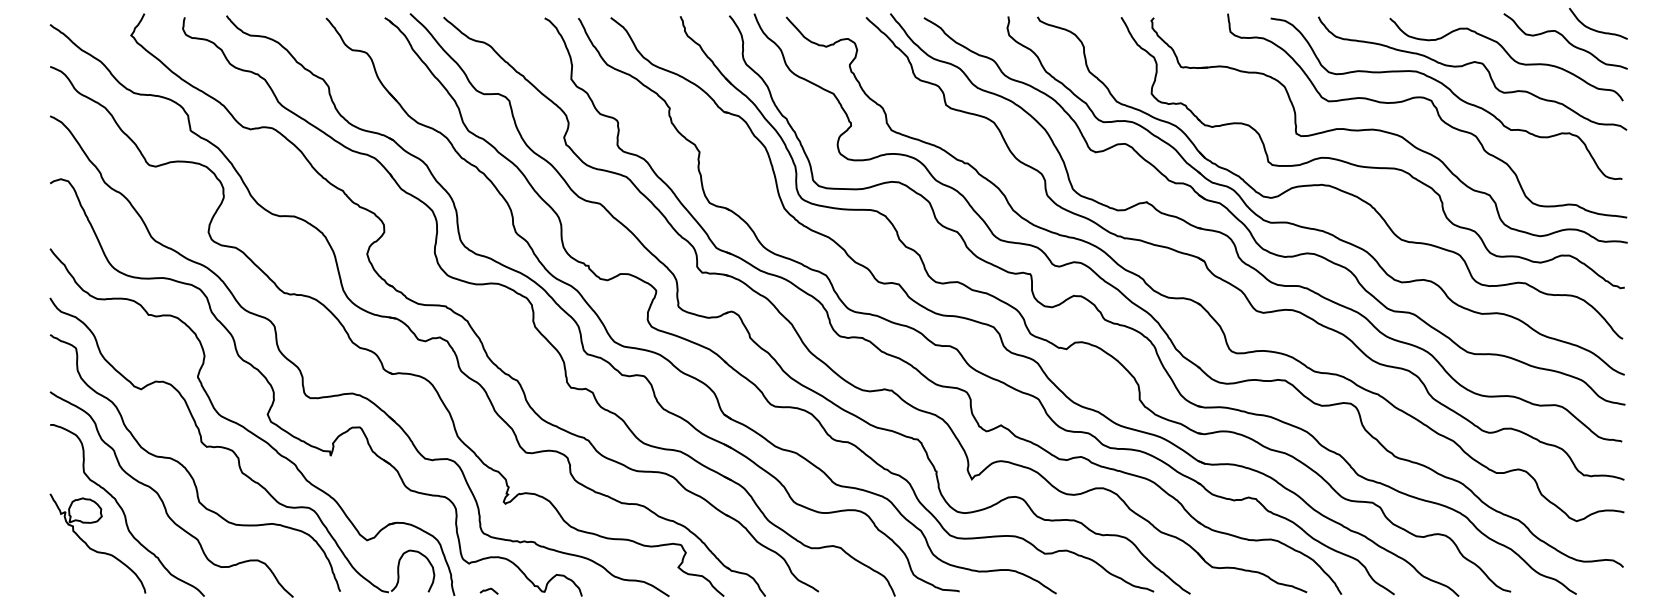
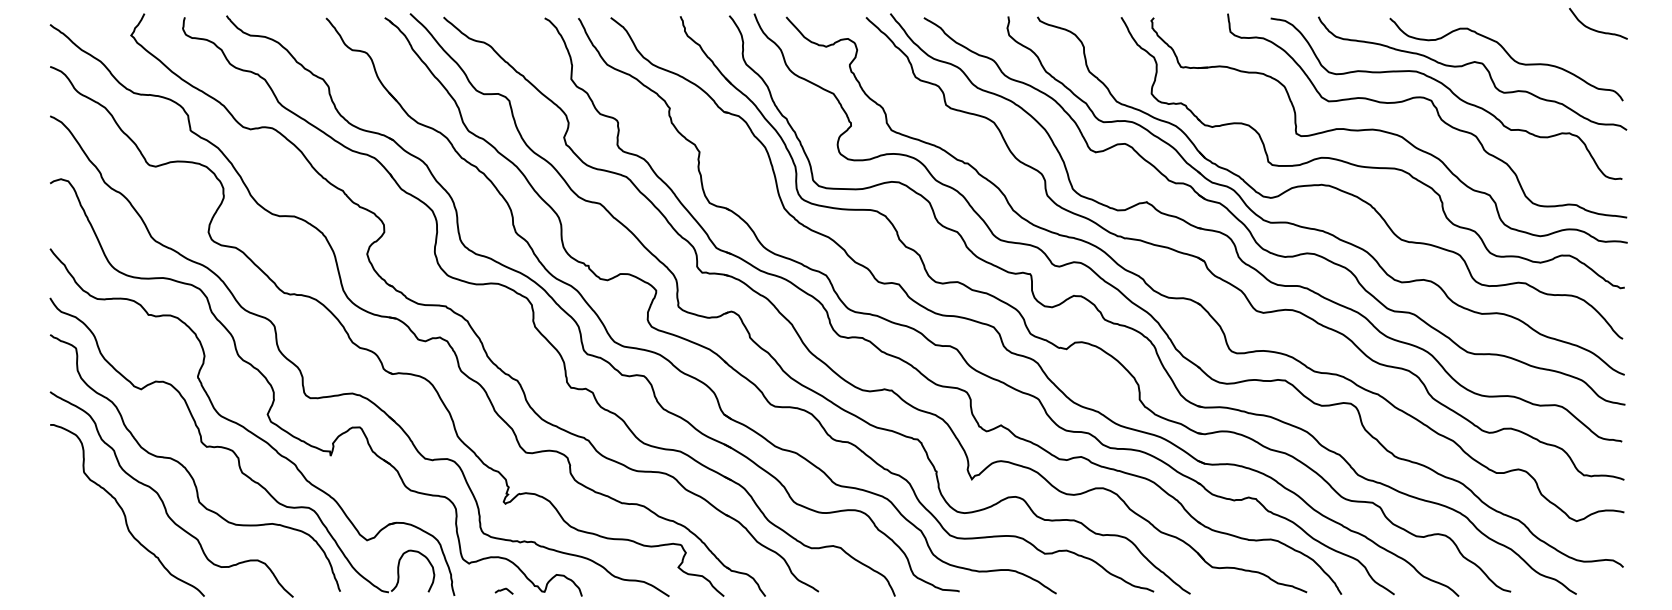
curve: present -> none (1565, 40)
part: present -> none (94, 549)
curve position: (488, 590) -> (503, 590) (503, 590)
